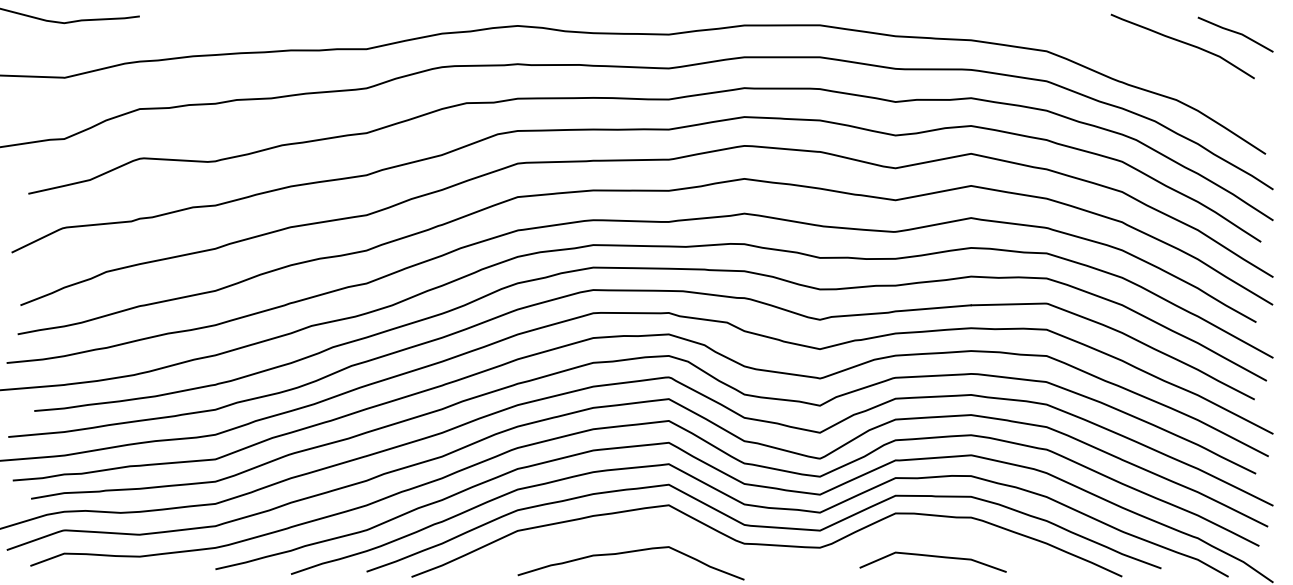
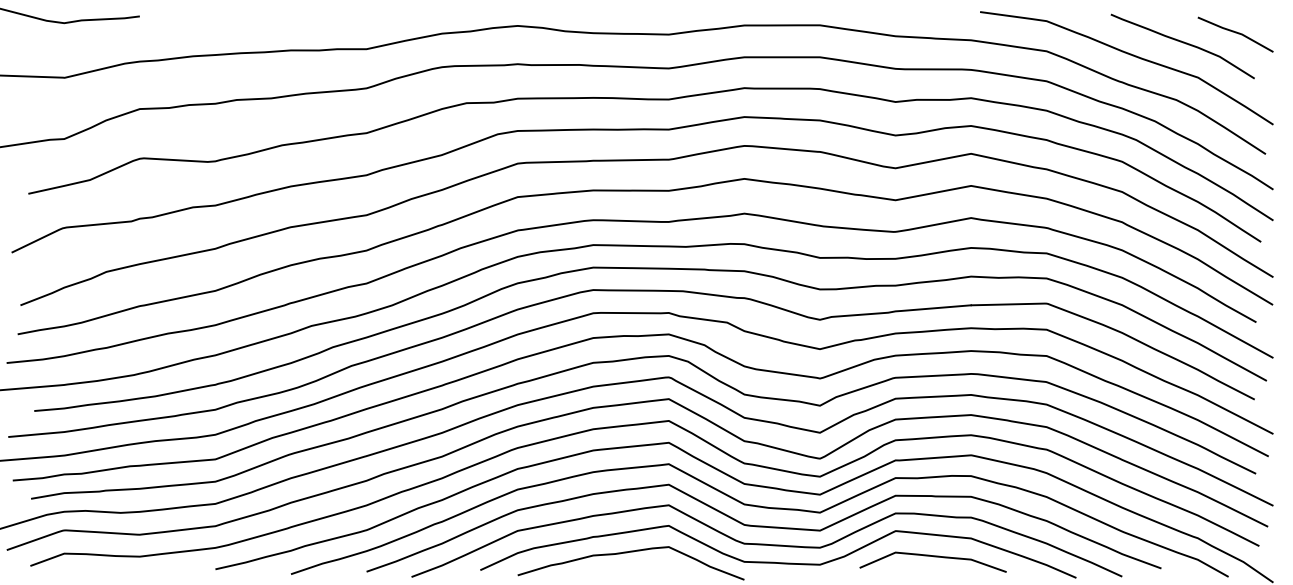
curve: none -> present (1132, 56)
curve: none -> present (774, 561)
